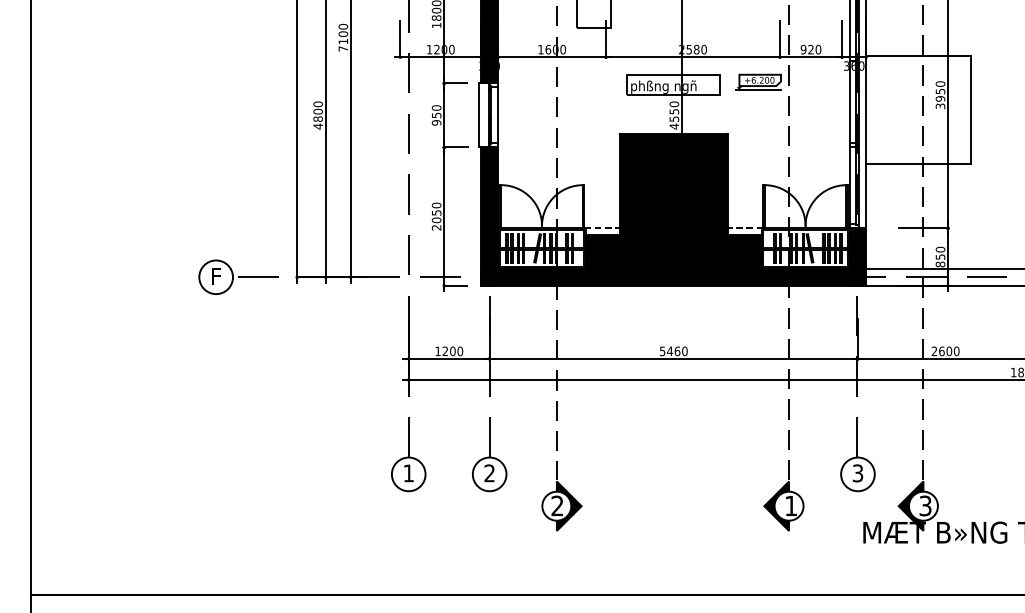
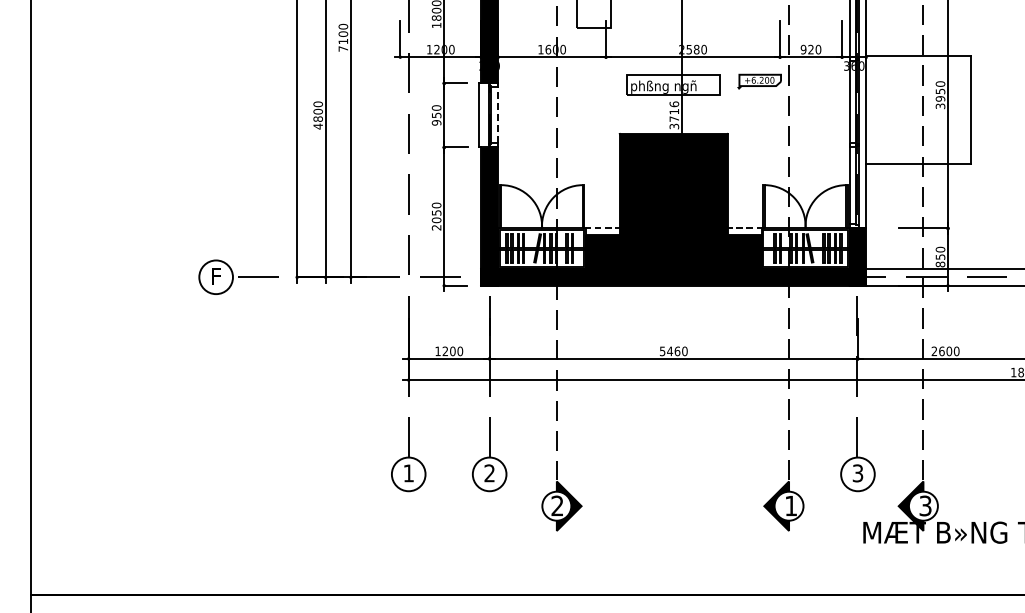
line: present -> none (758, 90)
line: solid -> dashed (498, 115)
text: 4550 -> 3716 (674, 115)
